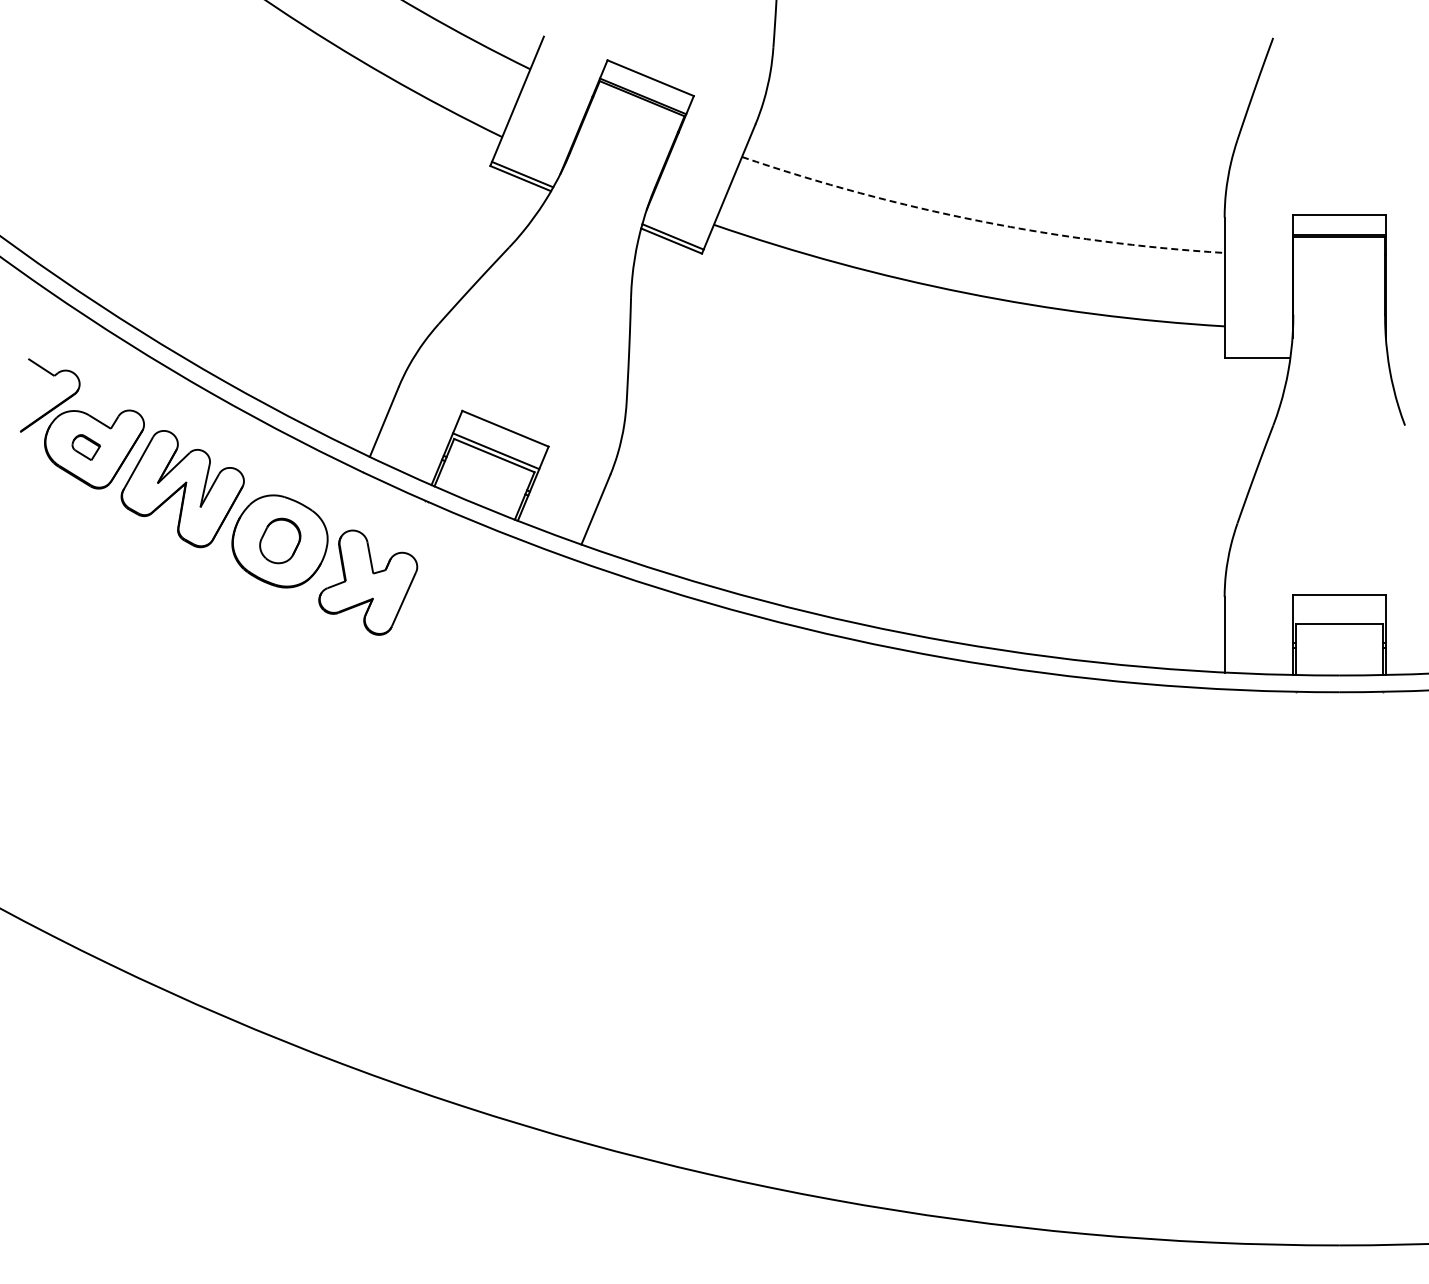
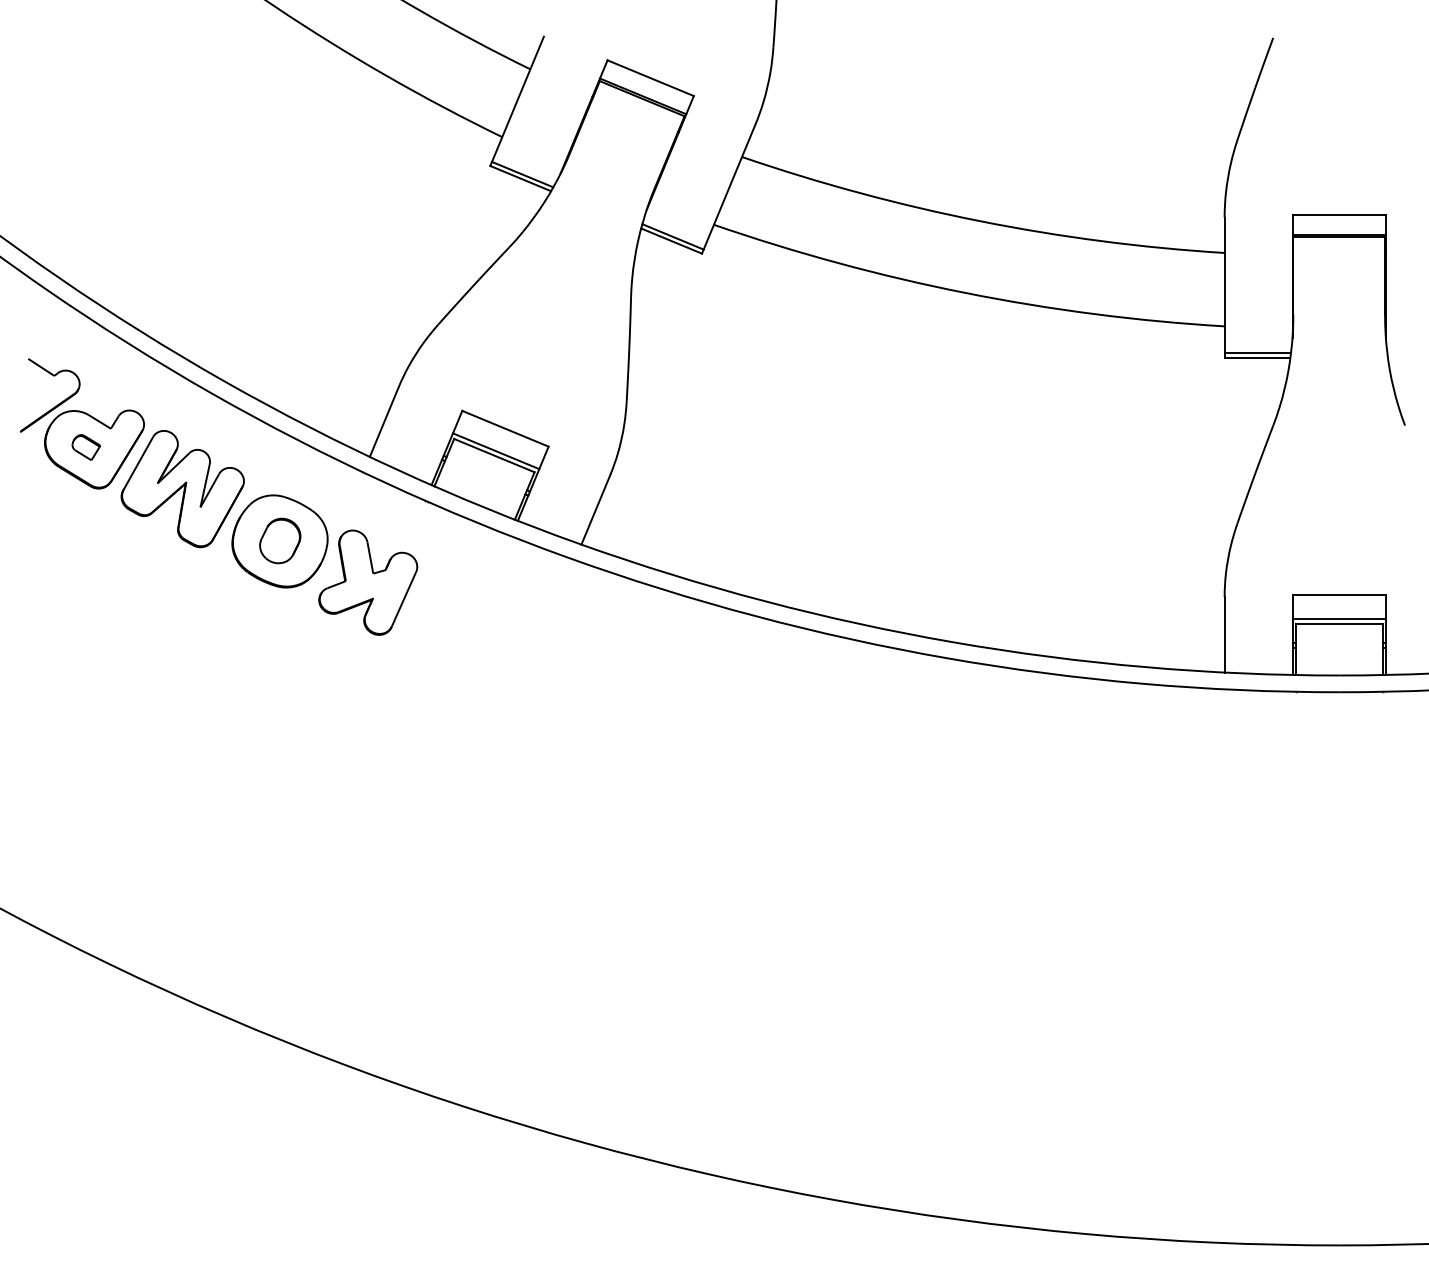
arc: dashed -> solid (980, 221)
line: none -> present (1257, 353)
line: none -> present (1338, 618)
